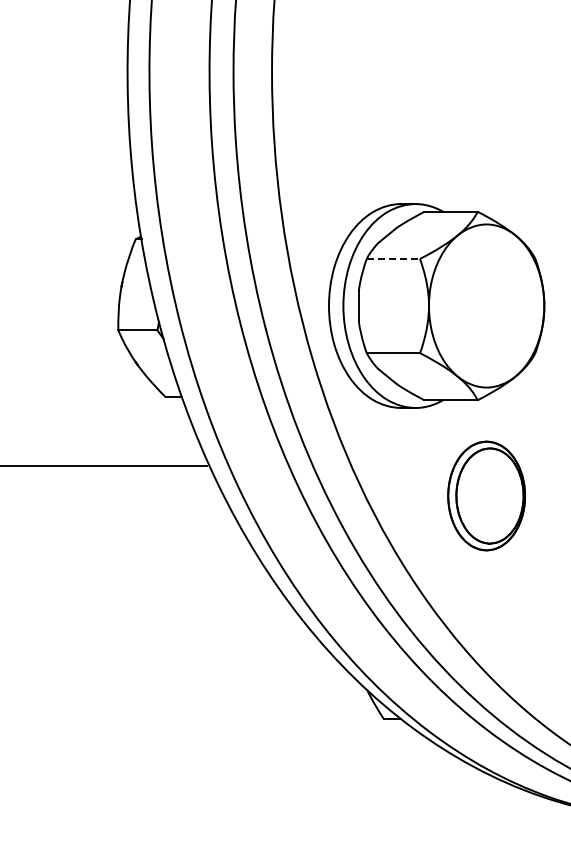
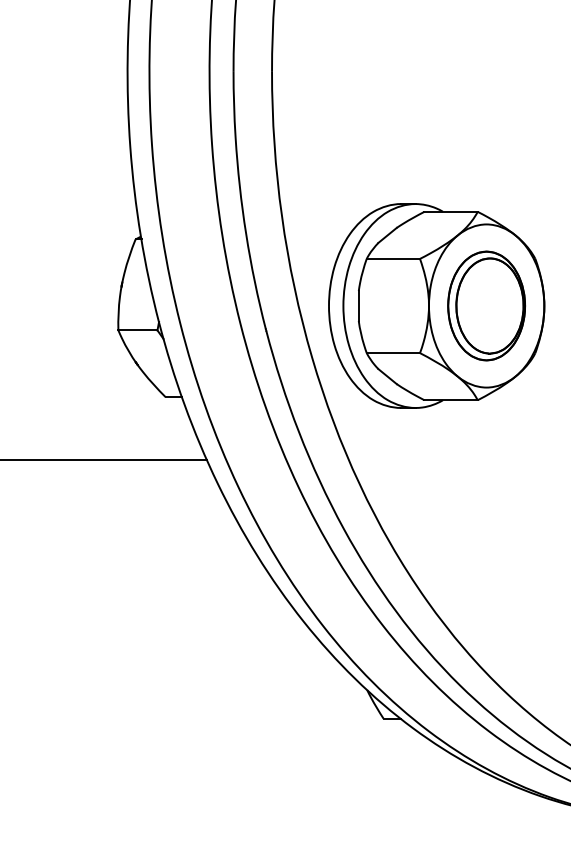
line: dashed -> solid (393, 258)
line position: (104, 466) -> (104, 460) (104, 460)
part position: (486, 495) -> (486, 305) (486, 305)
